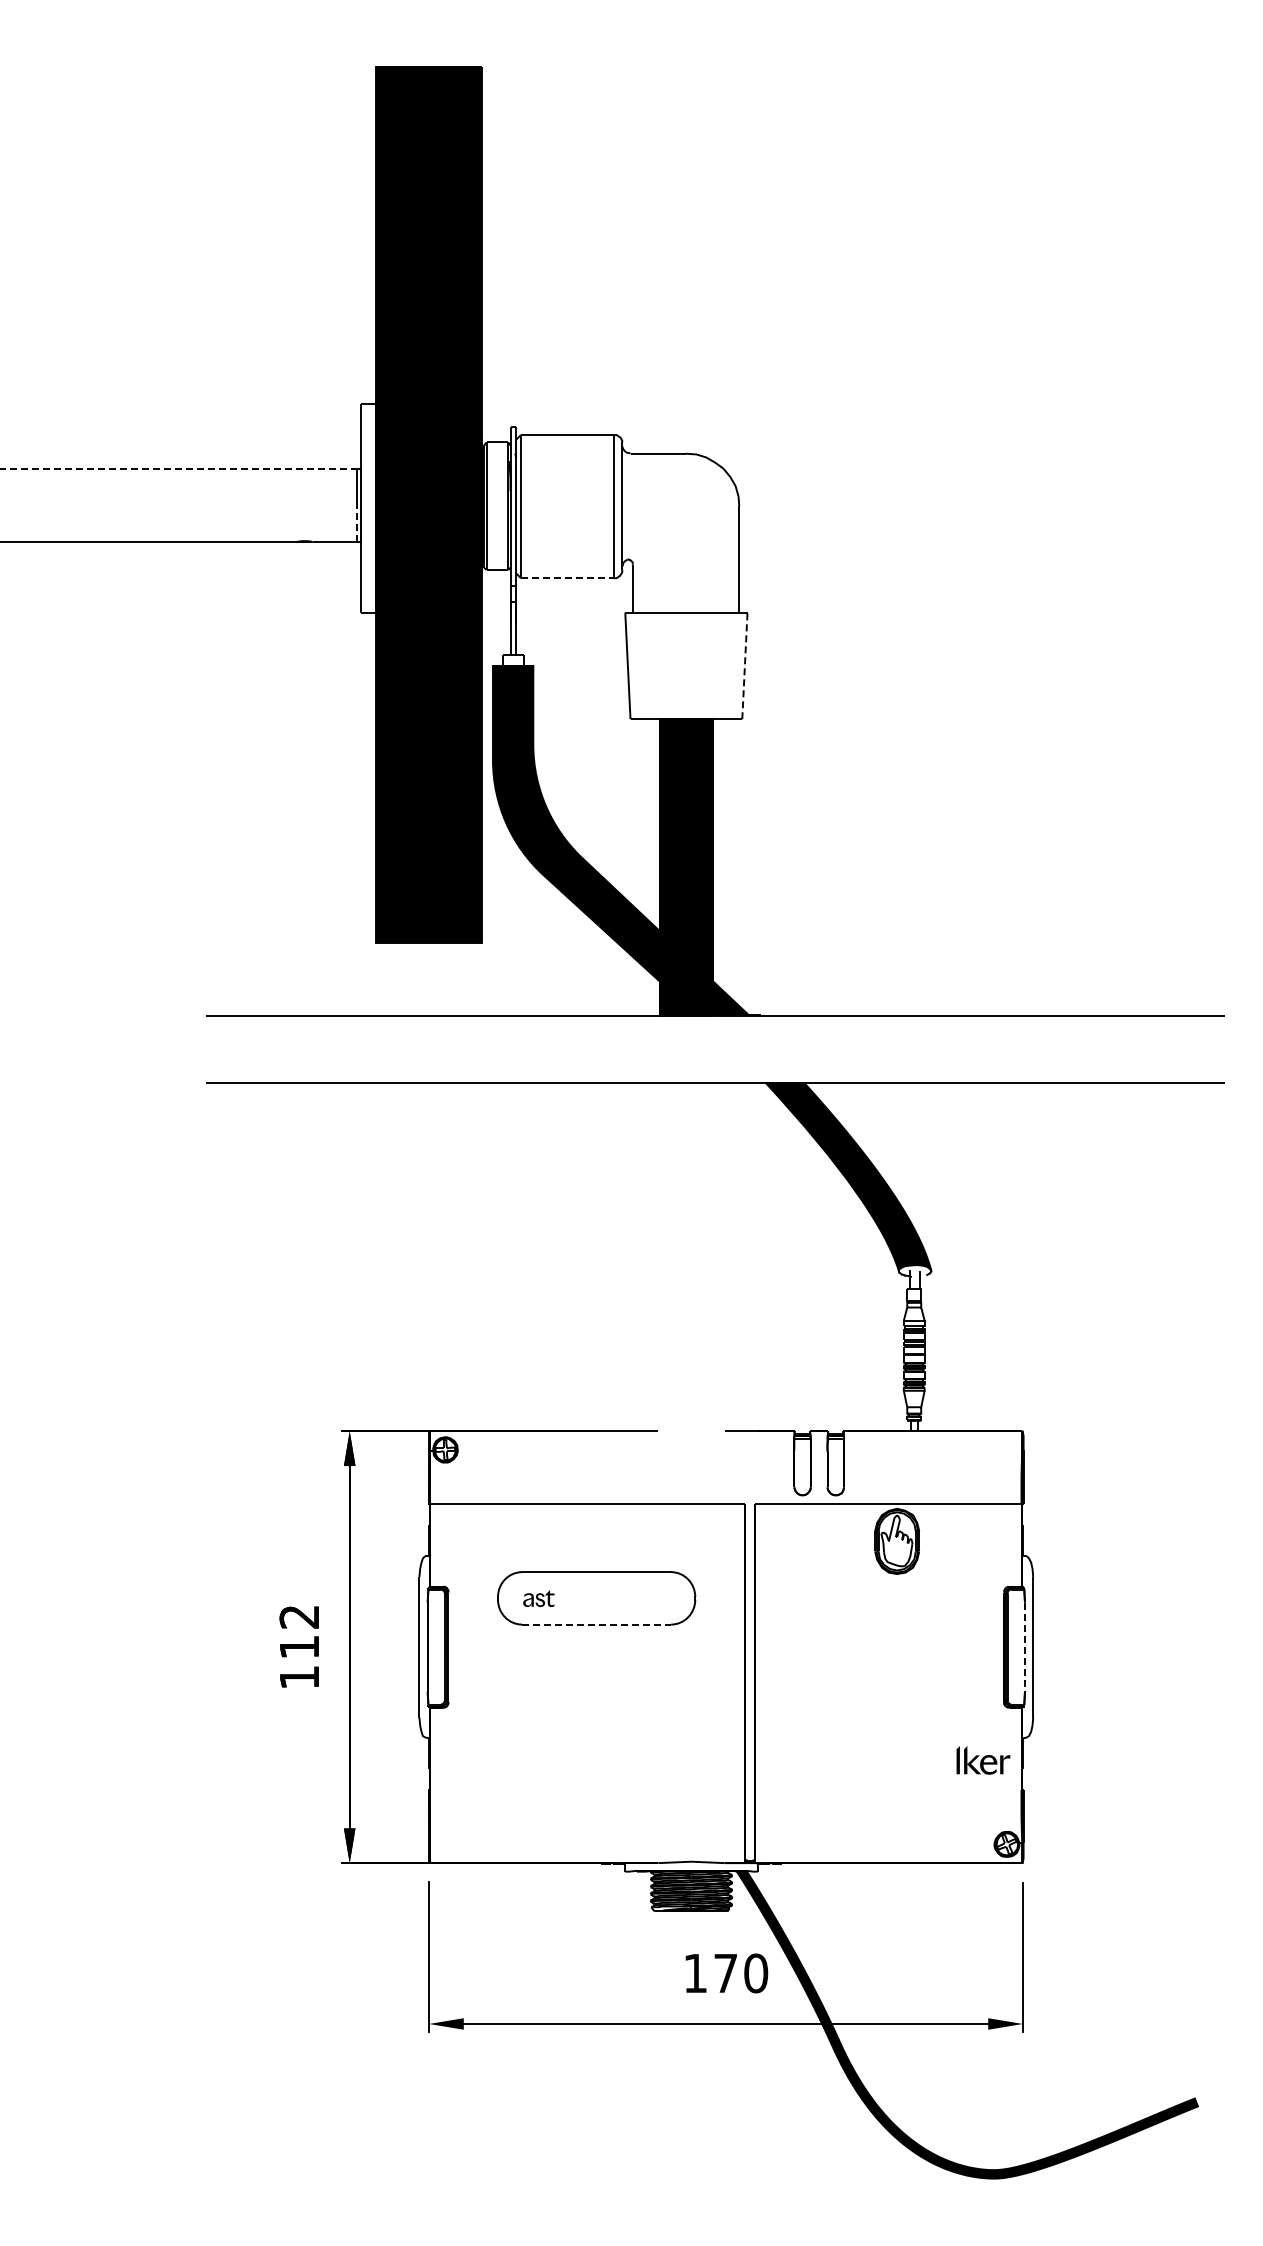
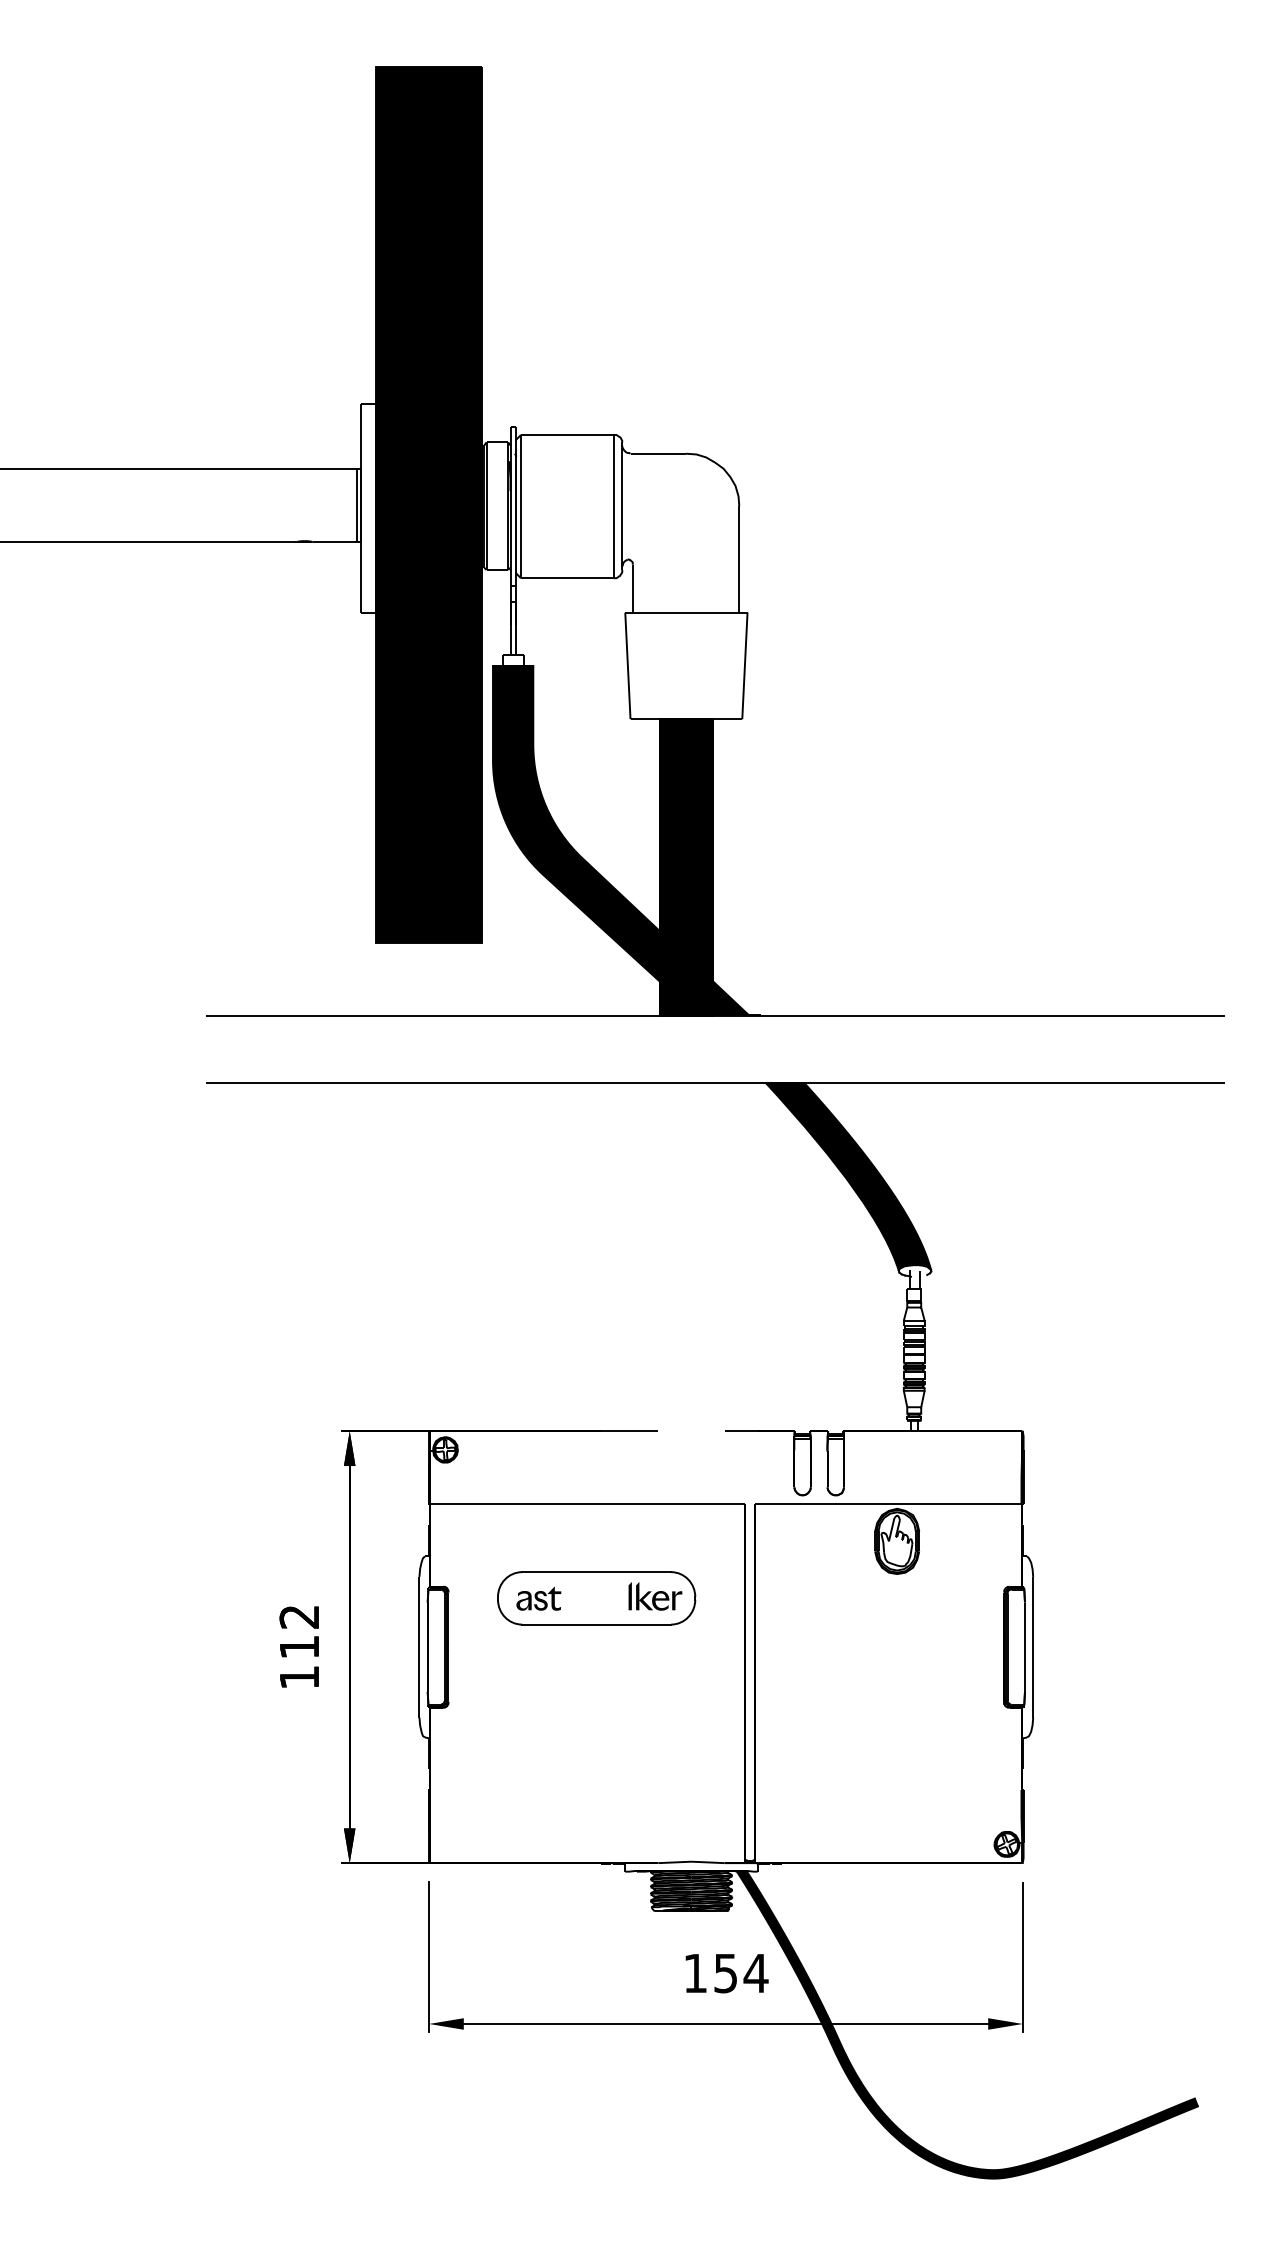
line: dashed -> solid (179, 469)
line: dashed -> solid (356, 523)
line: dashed -> solid (568, 578)
line: dashed -> solid (744, 665)
part size: 32x17 px -> 46x25 px (538, 1598)
line: dashed -> solid (597, 1624)
line: dashed -> solid (1024, 1647)
part position: (983, 1760) -> (655, 1596) (655, 1596)
text: 170 -> 154 (741, 1973)
